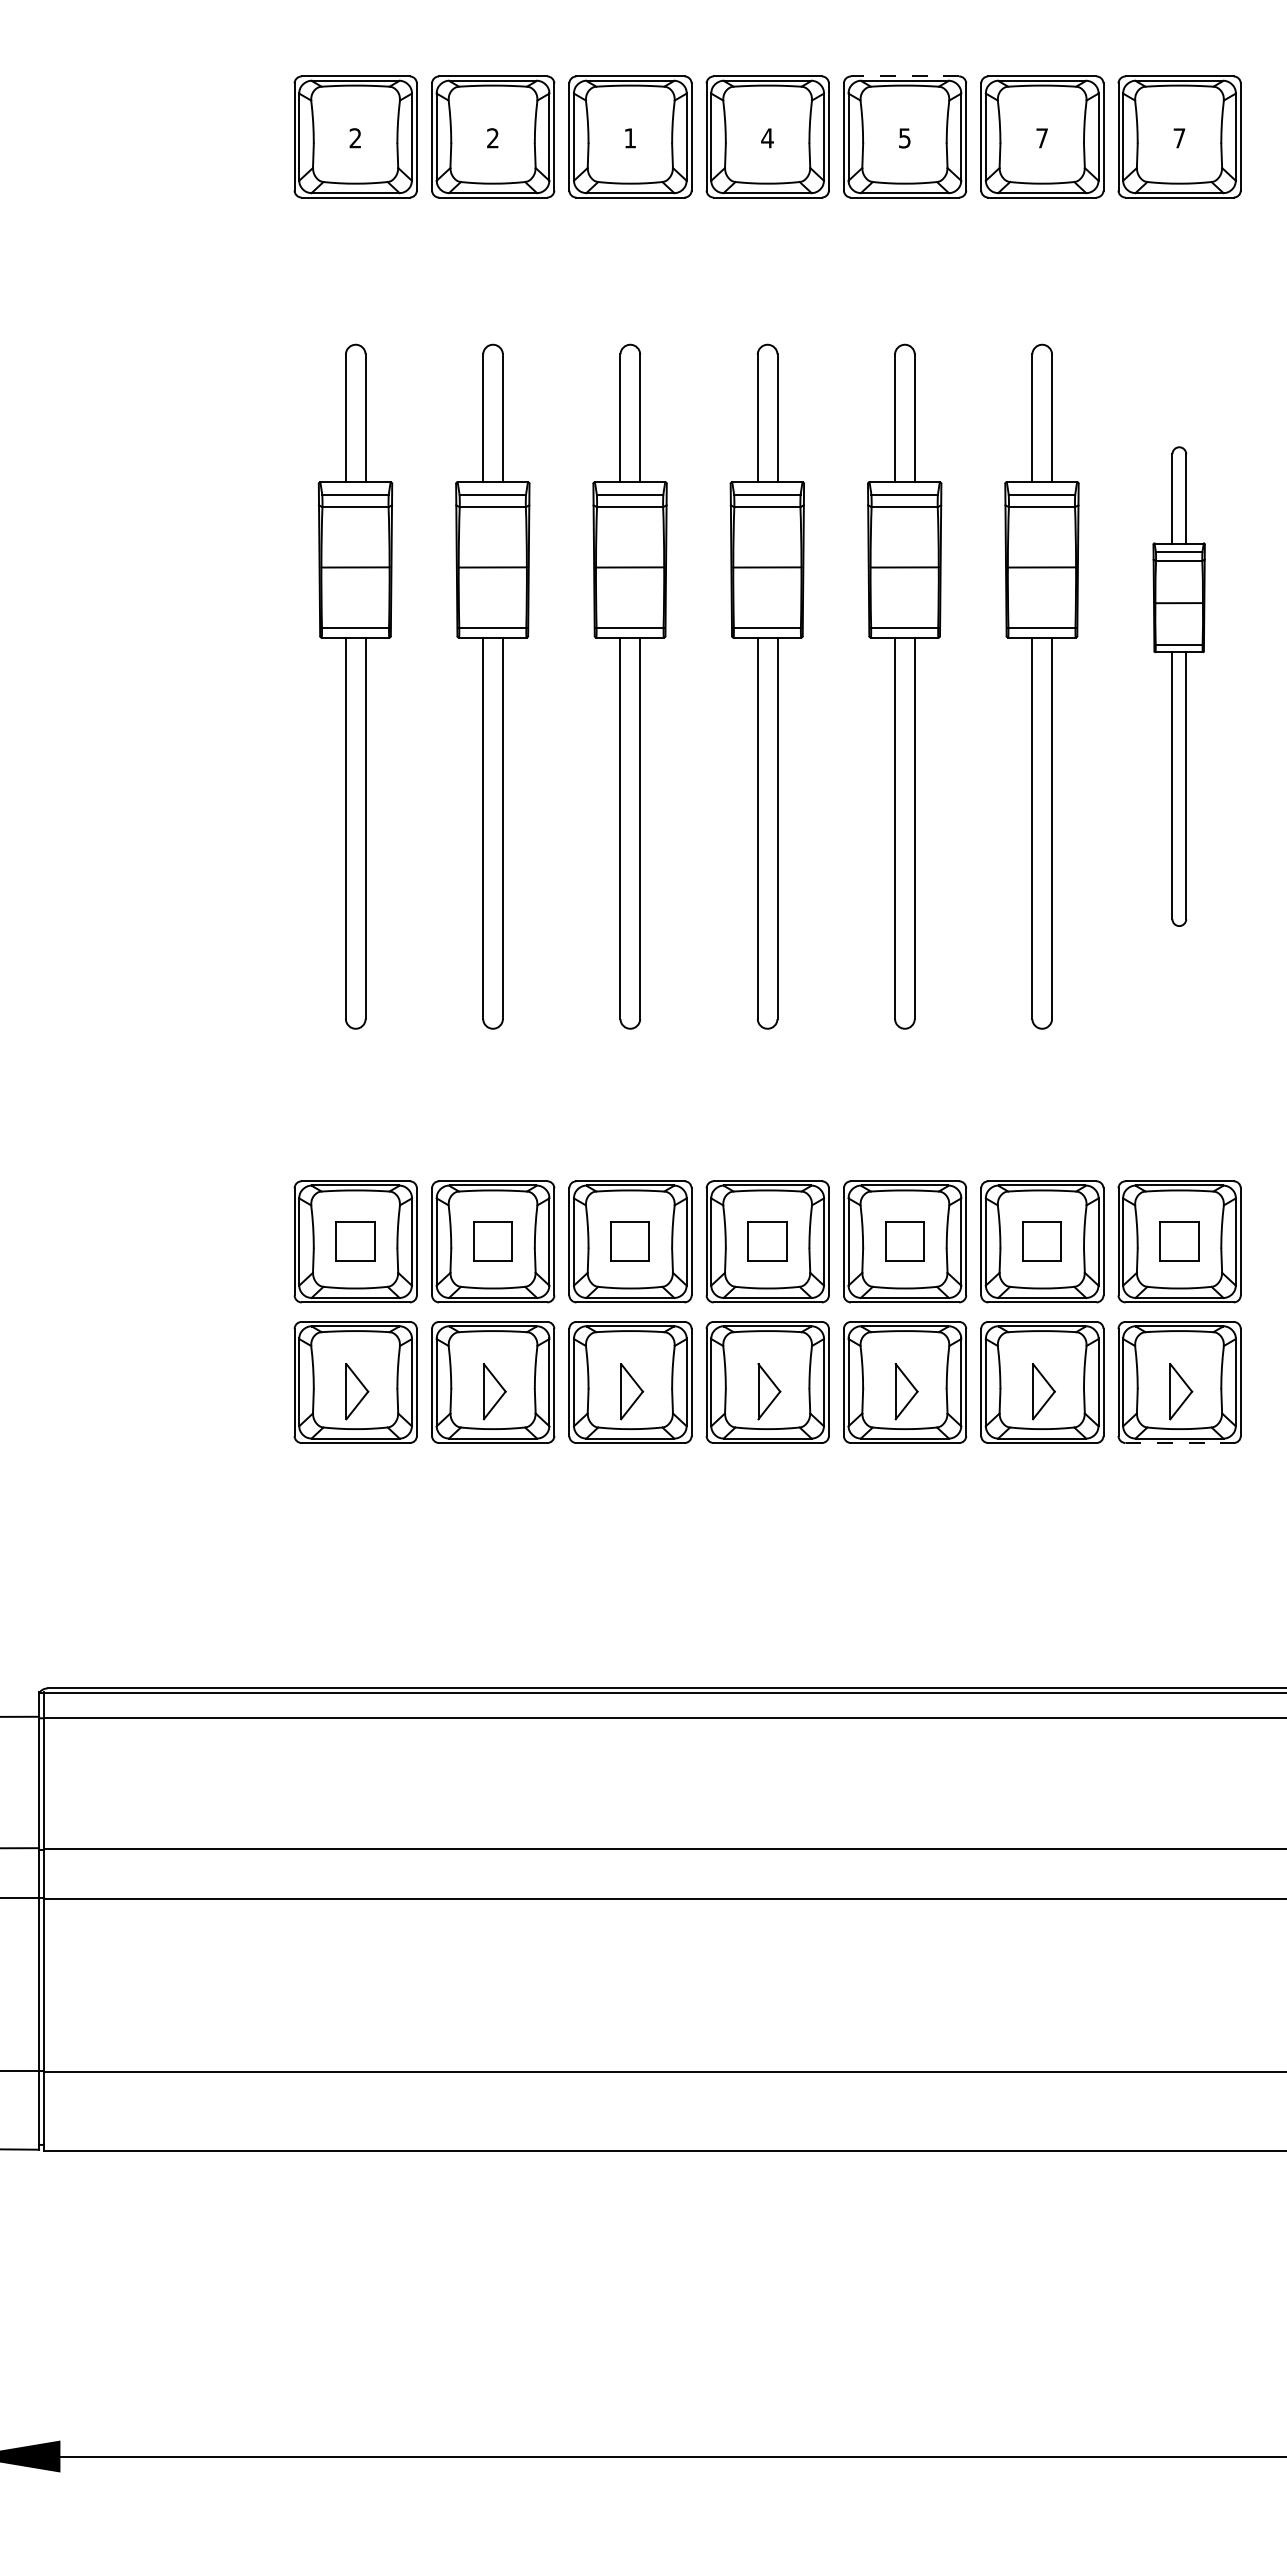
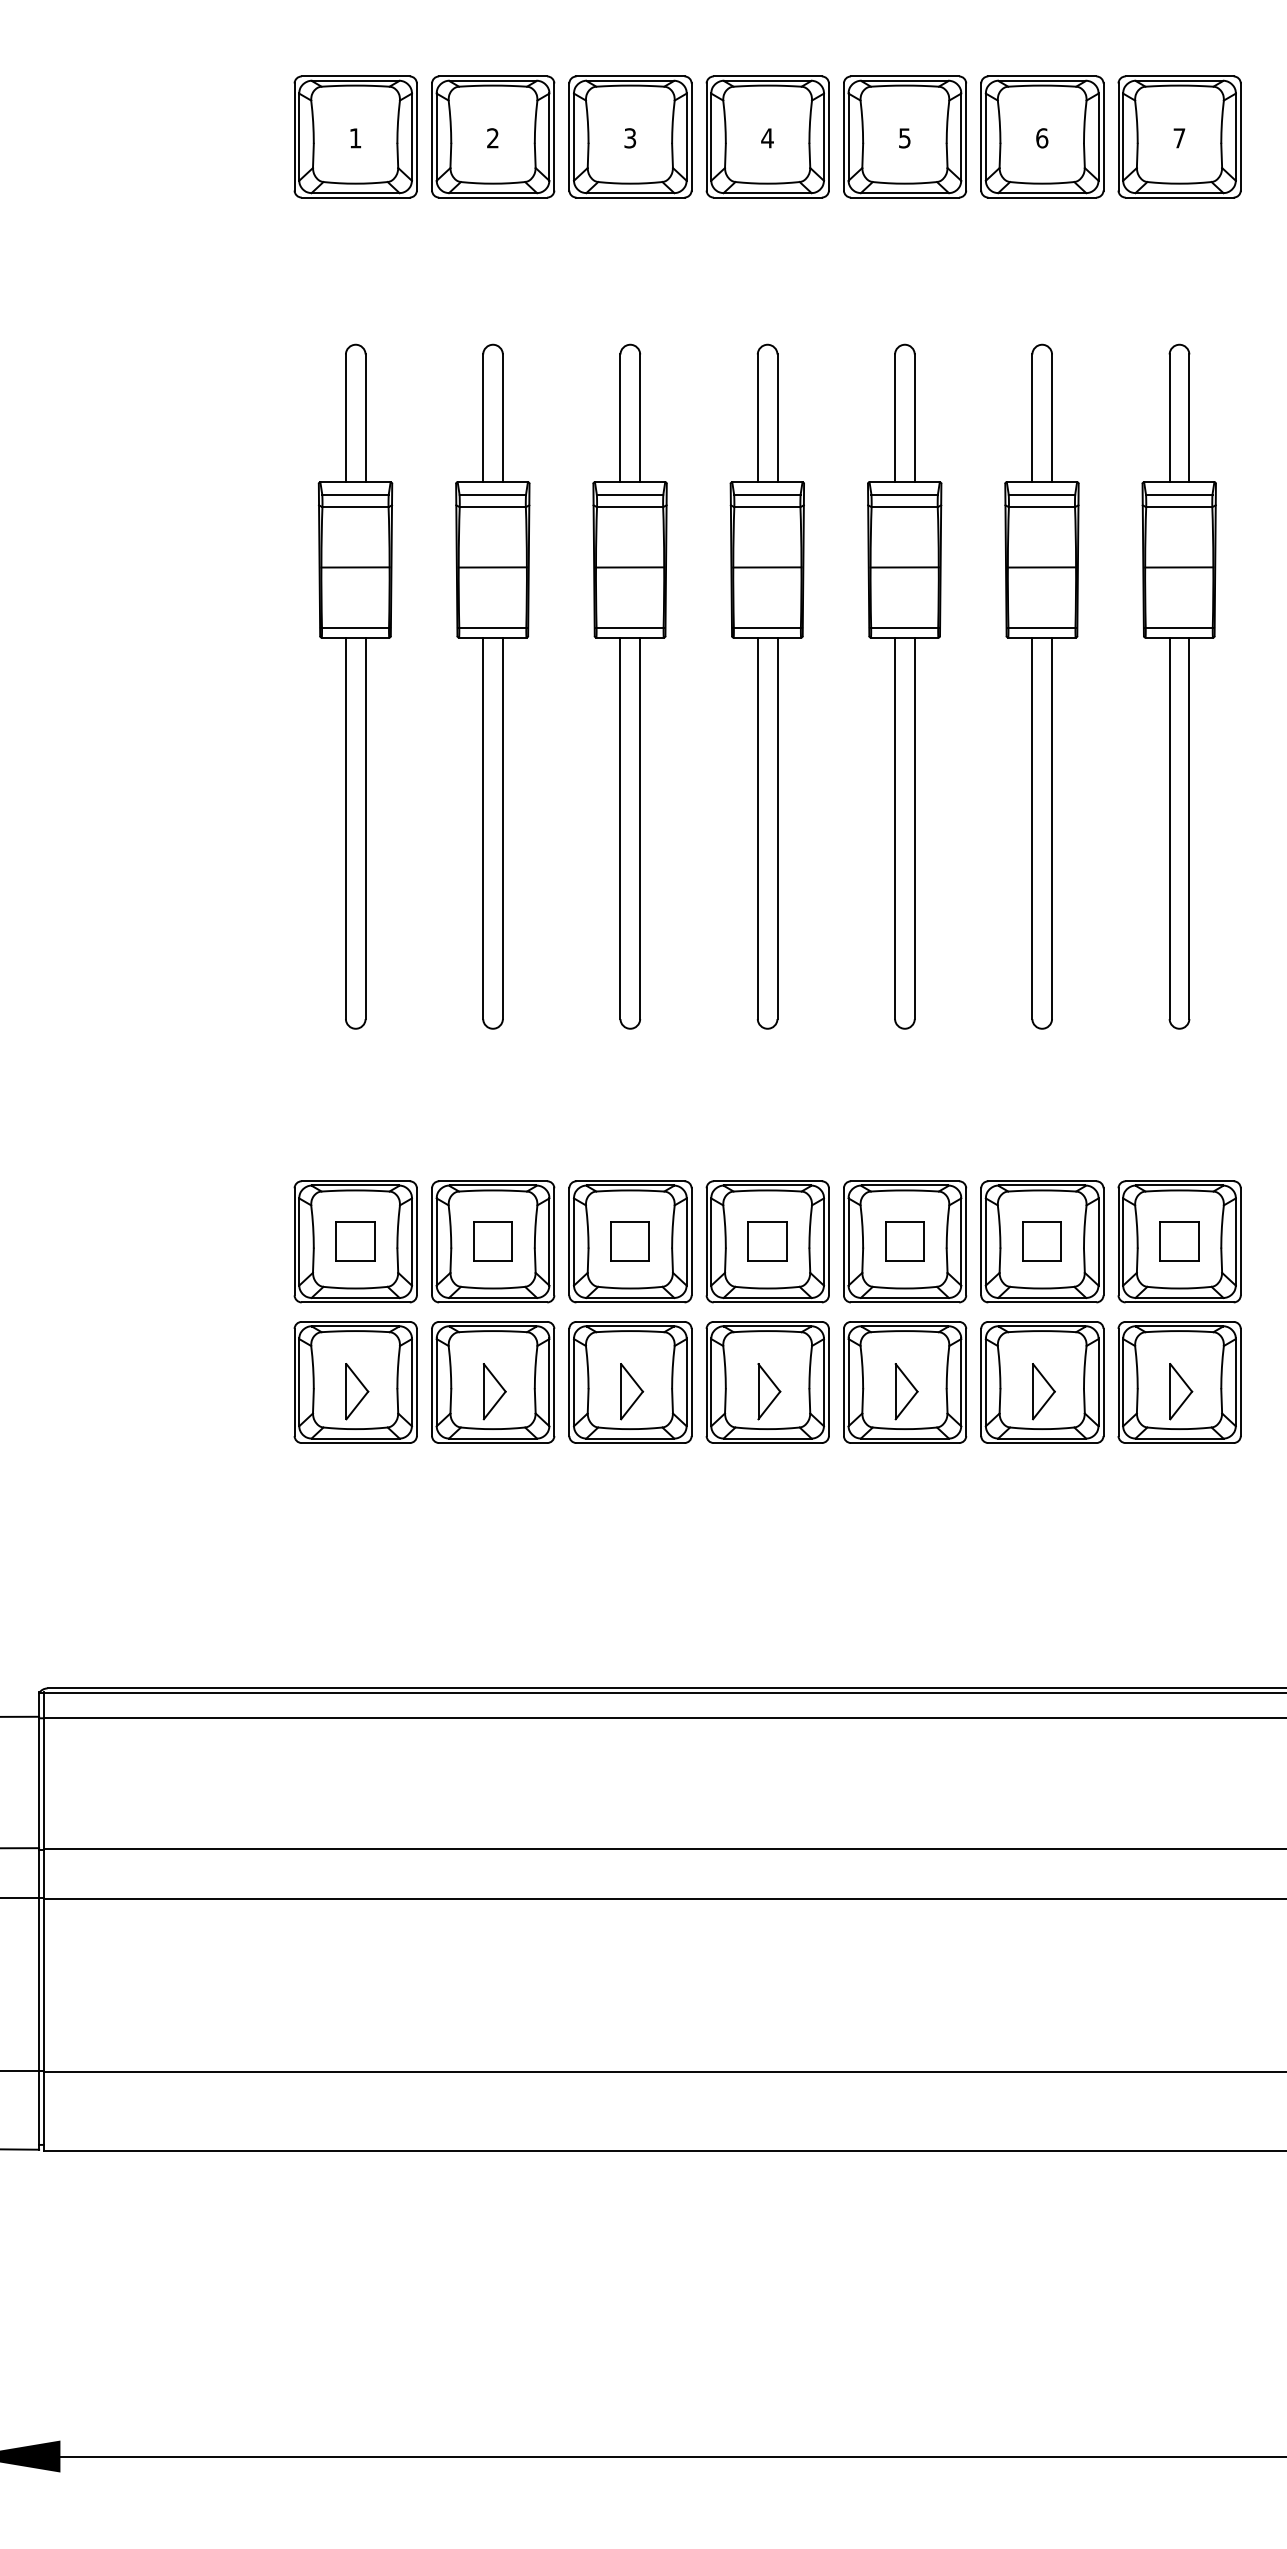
line: dashed -> solid (904, 76)
text: 2 -> 1 (355, 138)
text: 1 -> 3 (630, 138)
text: 7 -> 6 (1042, 138)
part size: 54x481 px -> 76x687 px (1178, 686)
line: dashed -> solid (1180, 1443)
